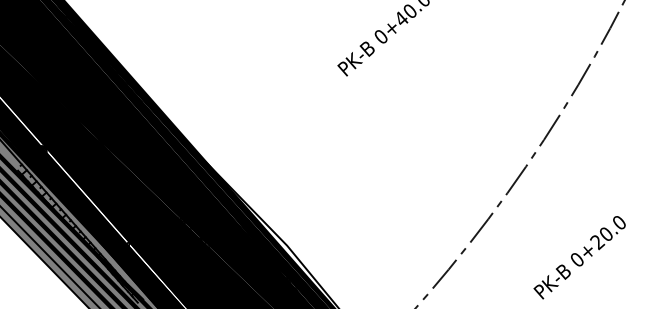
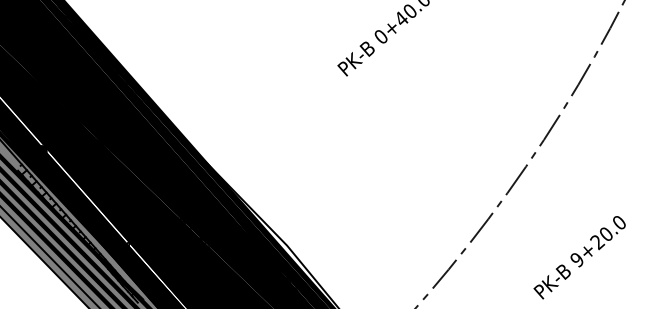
text: 0+20.0 -> 9+20.0 (576, 260)
